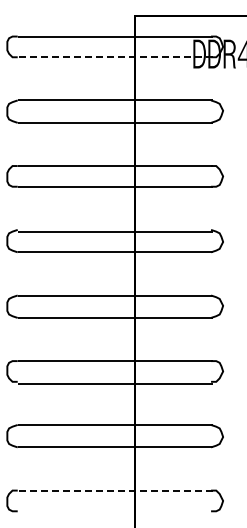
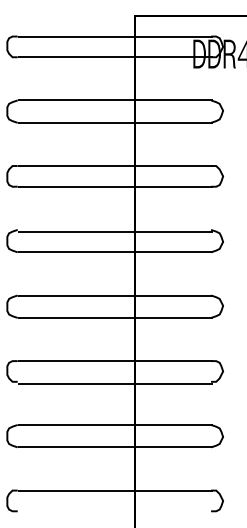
line: dashed -> solid (115, 57)
line: dashed -> solid (115, 490)
